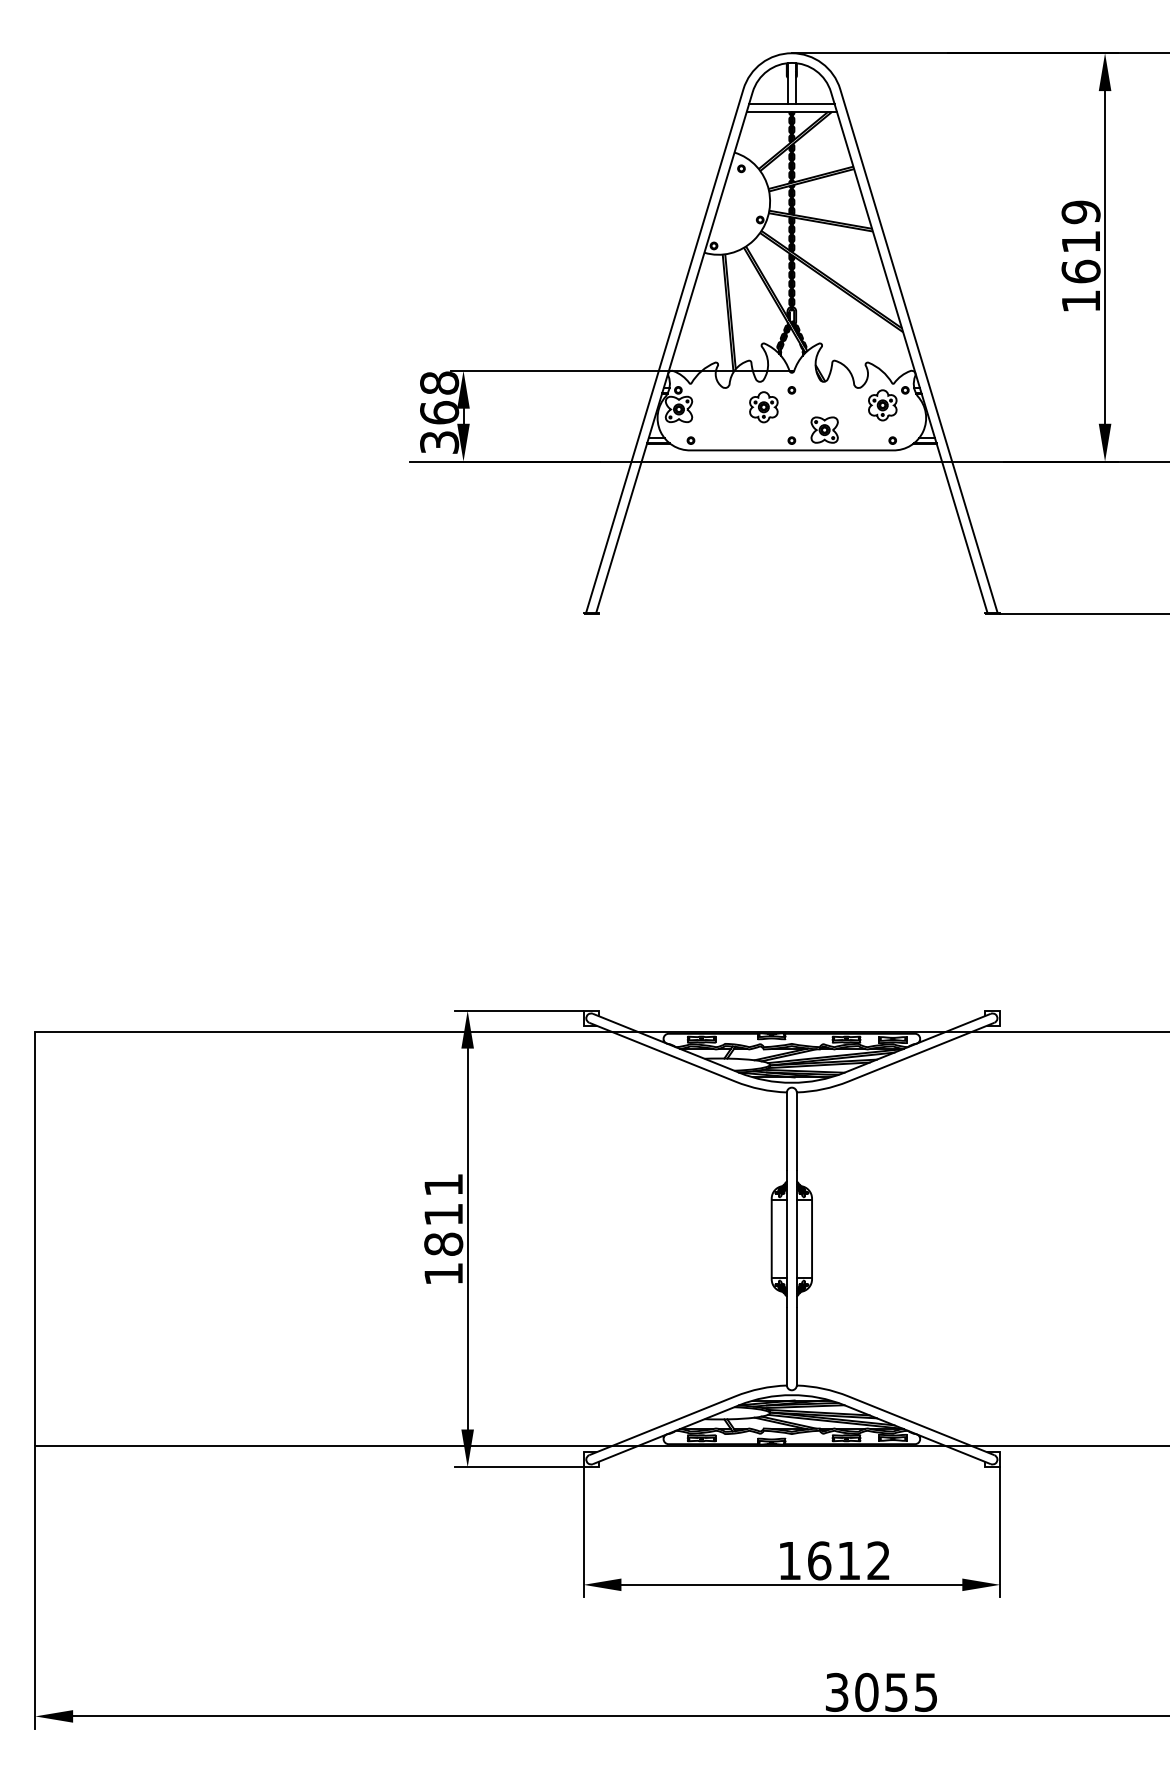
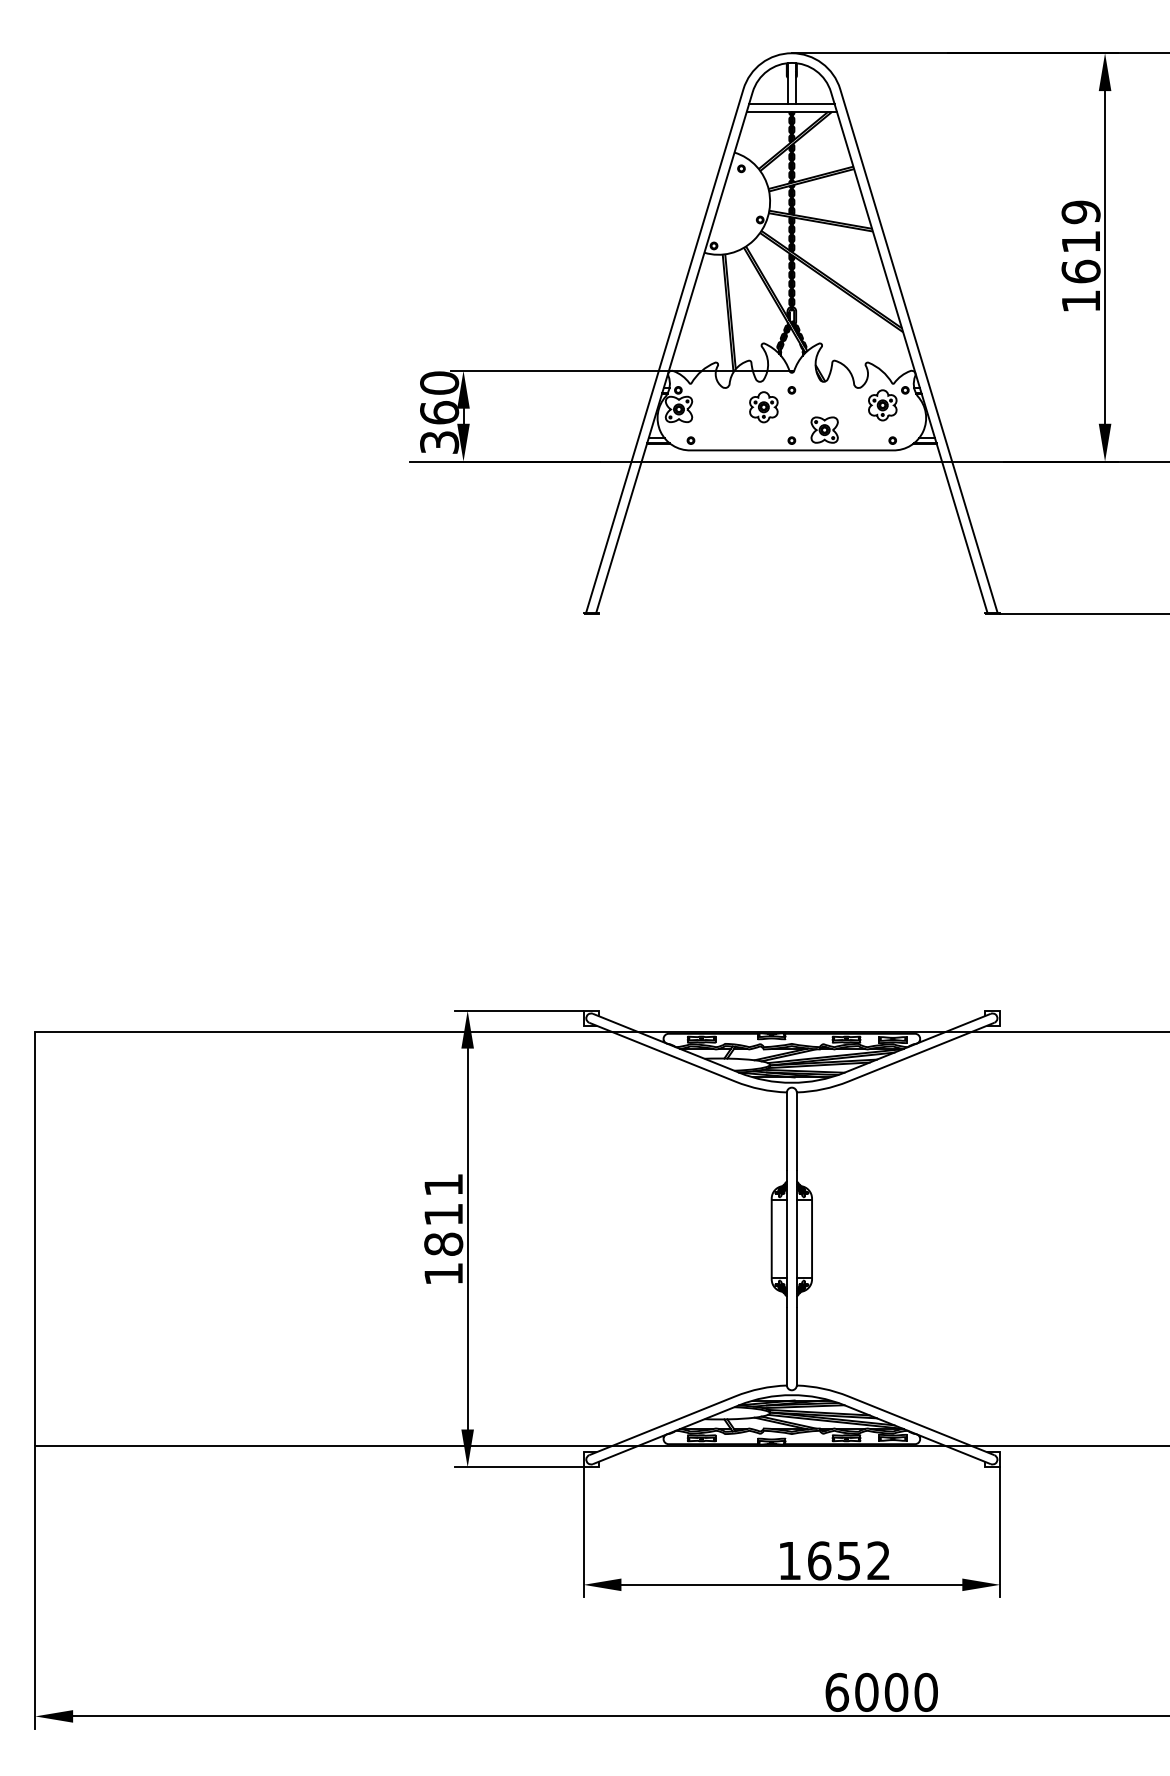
text: 368 -> 360 (439, 382)
text: 1612 -> 1652 (848, 1561)
text: 3055 -> 6000 (881, 1691)
